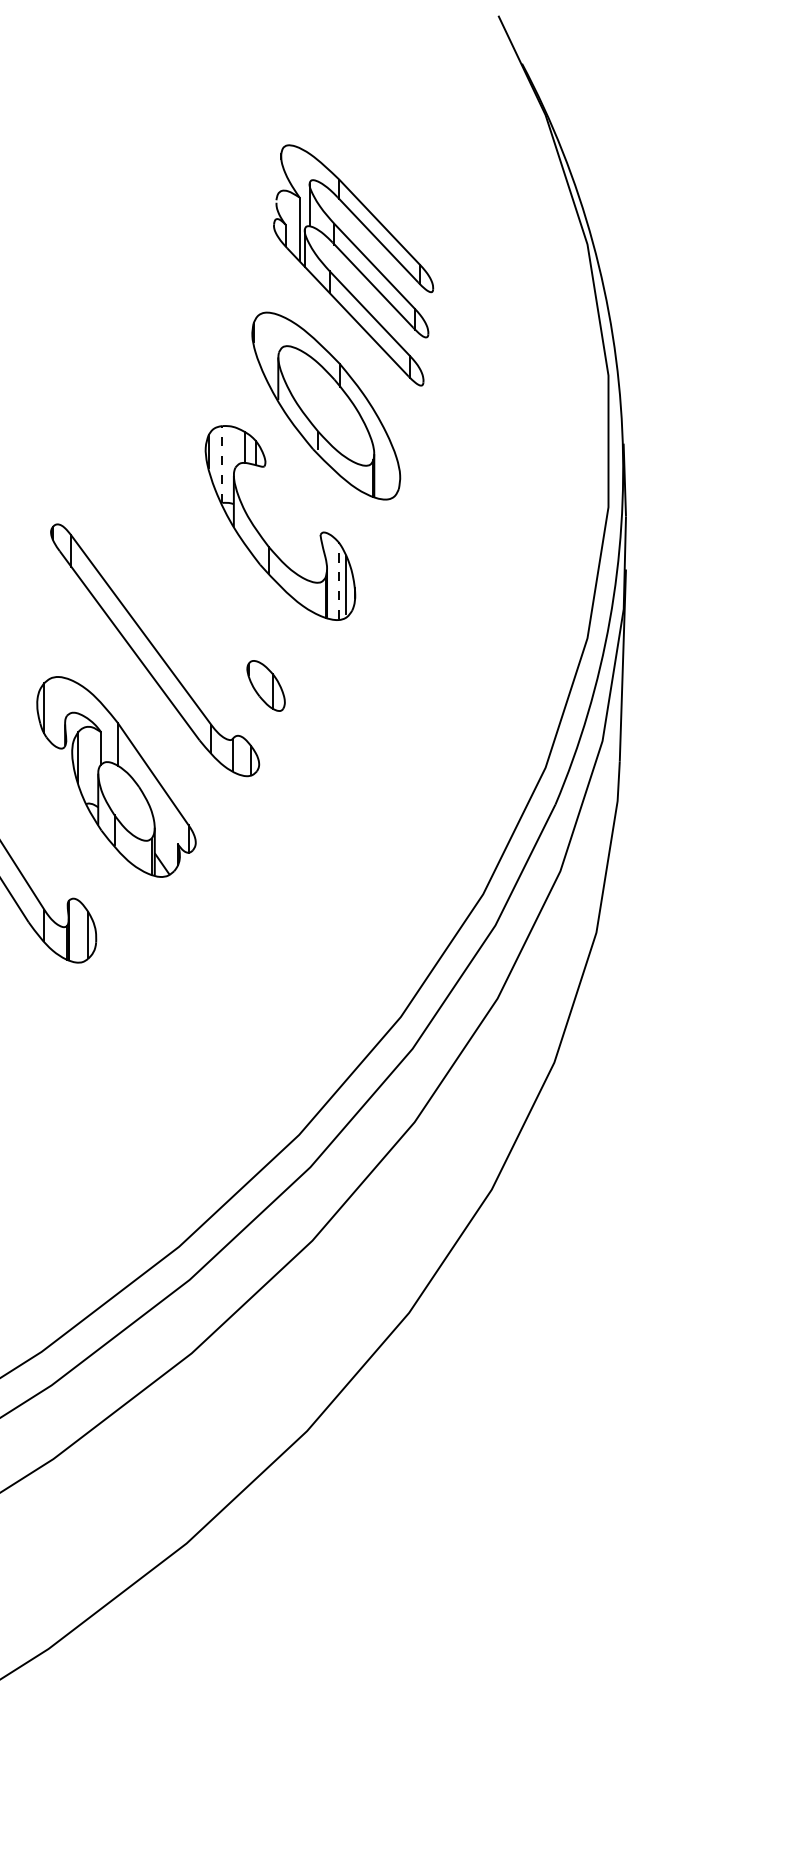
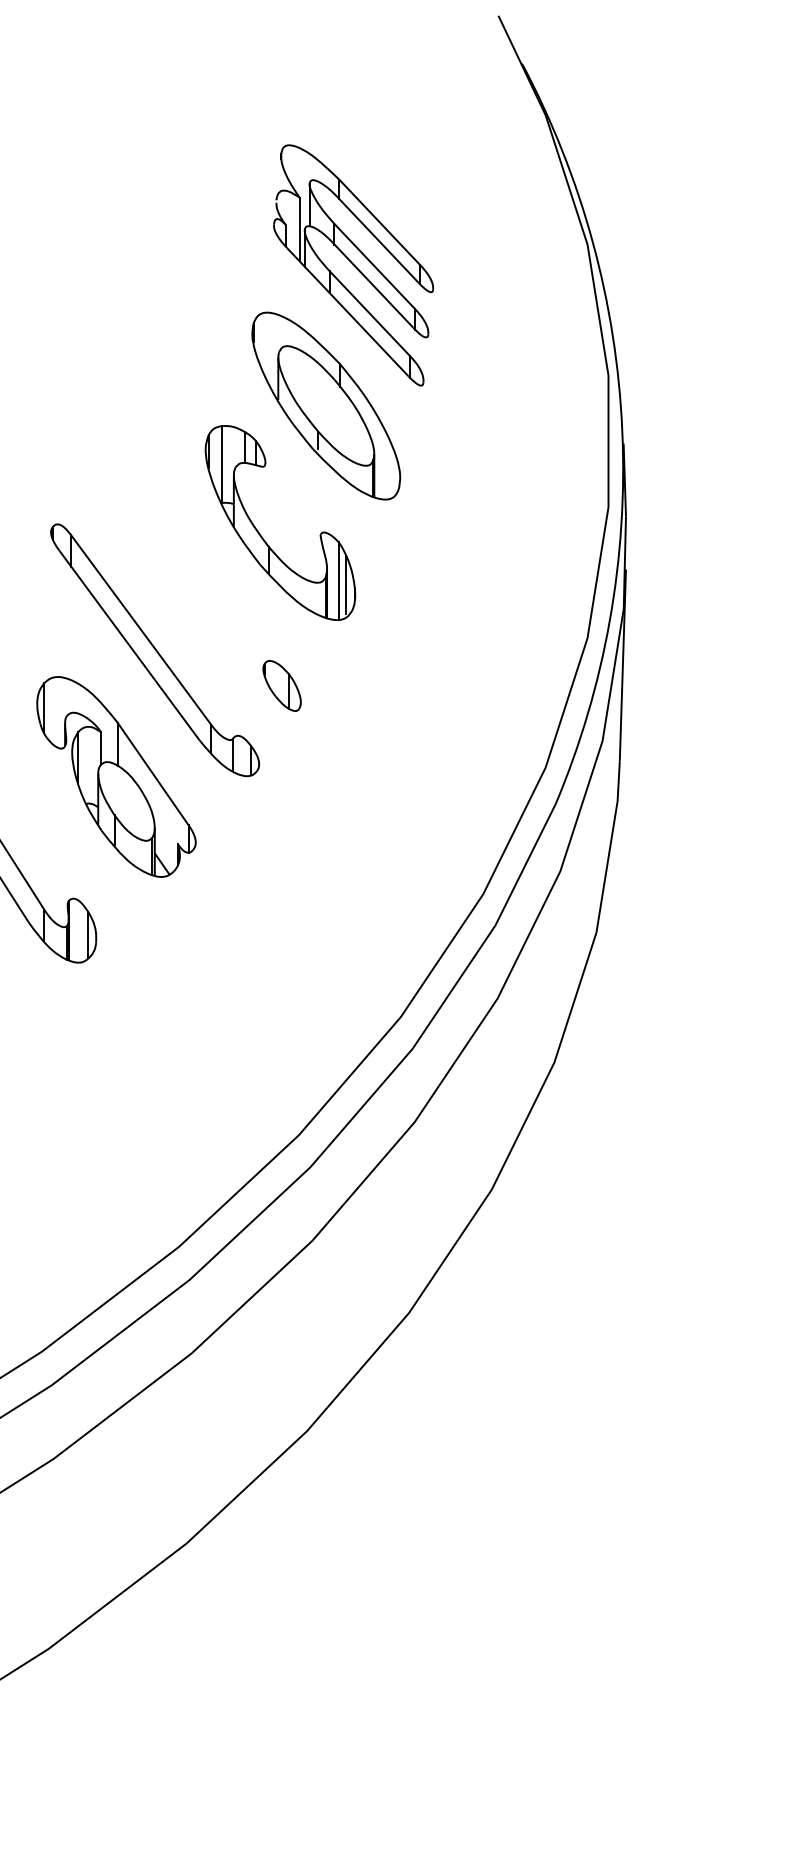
line: dashed -> solid (222, 464)
line: dashed -> solid (338, 580)
part position: (265, 685) -> (281, 685) (281, 685)
